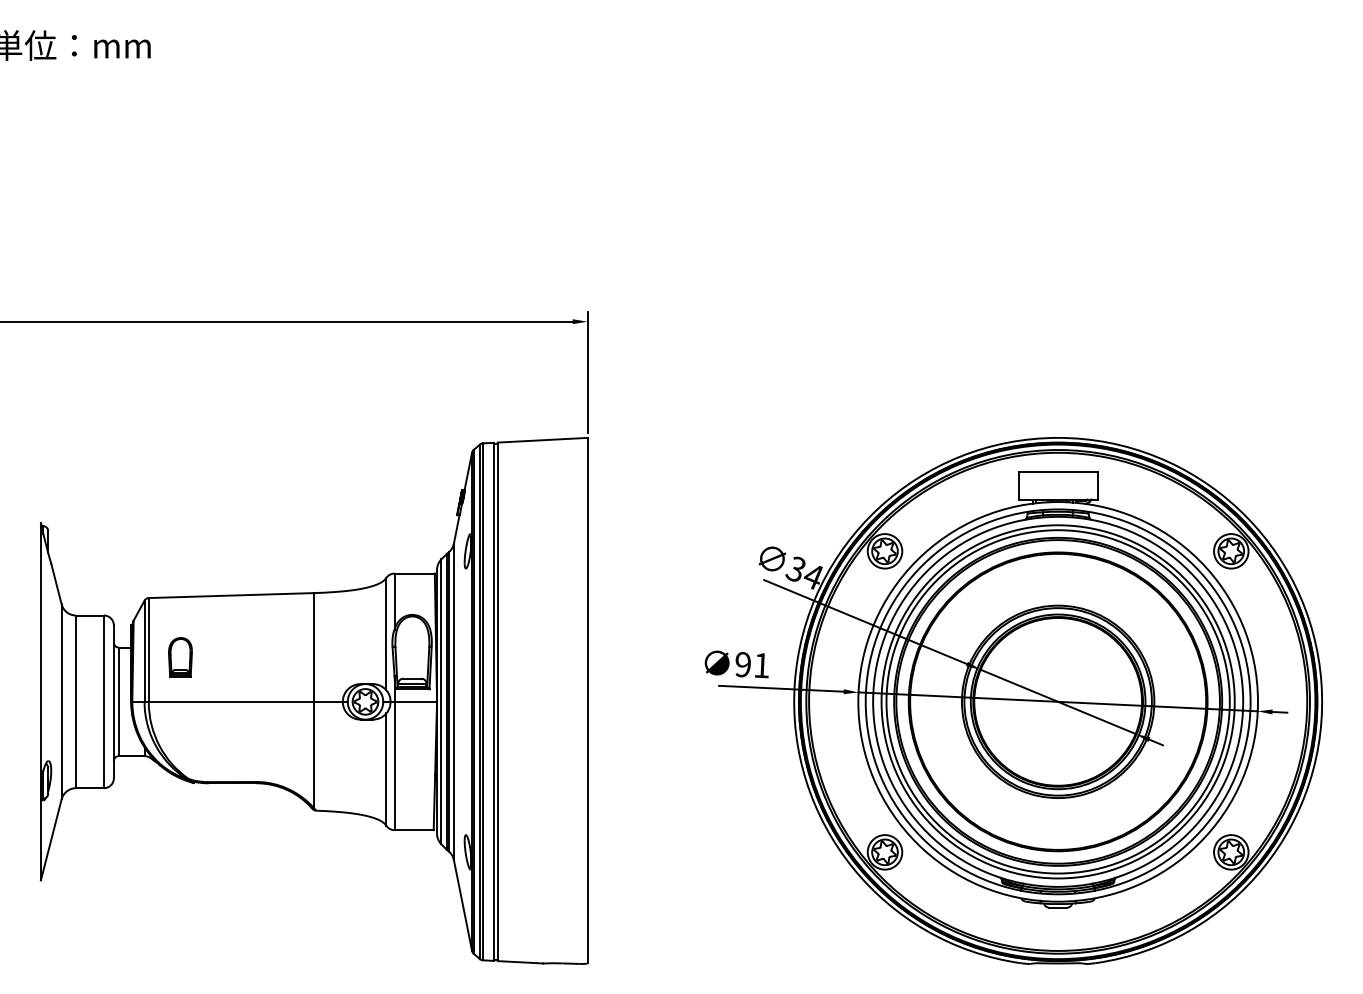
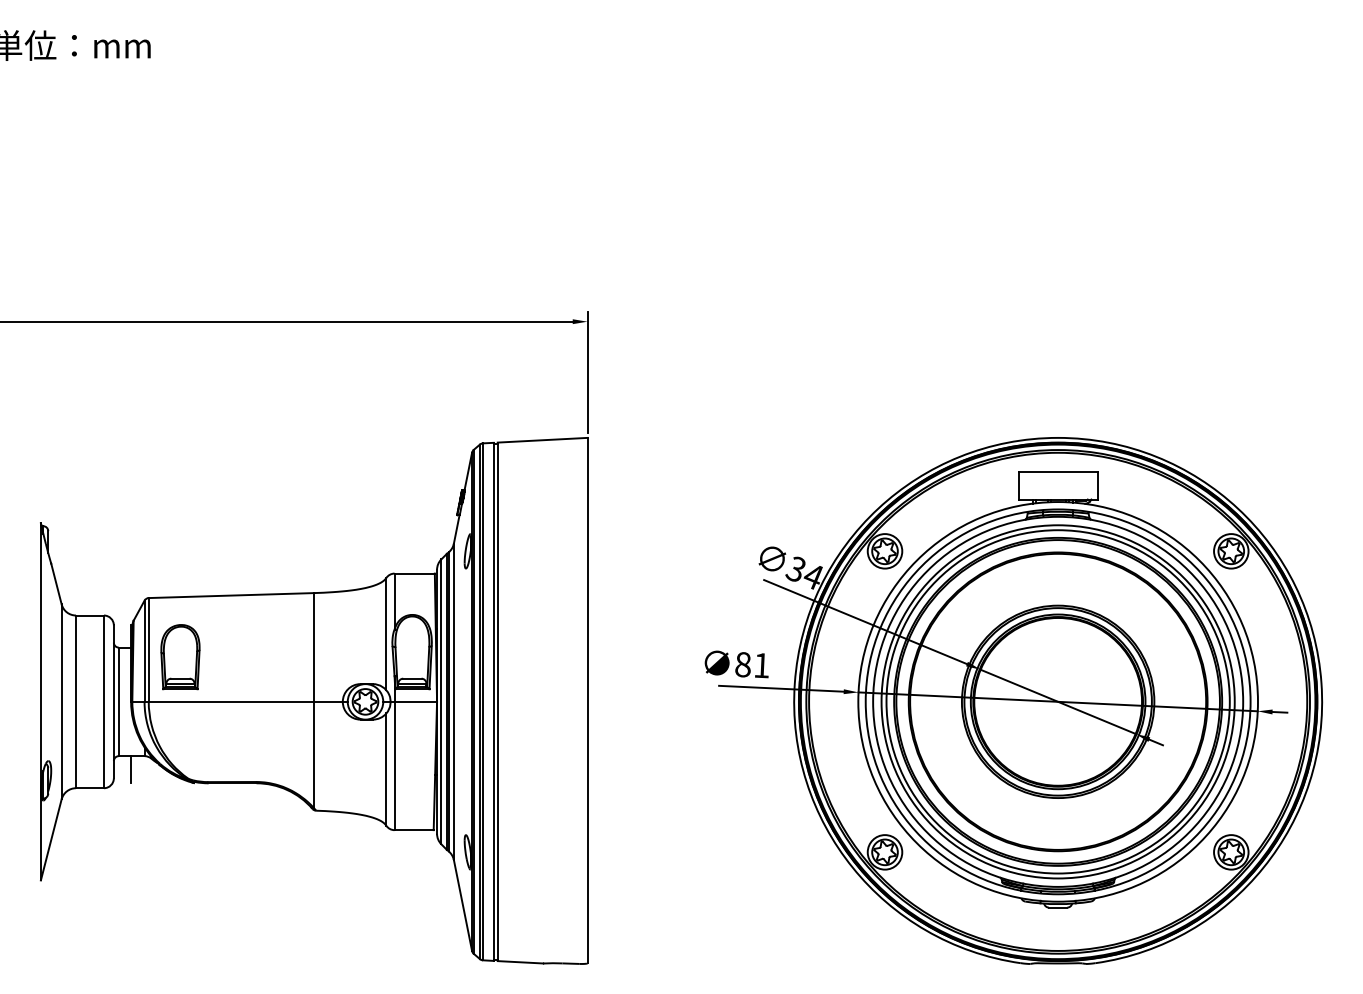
part size: 25x41 px -> 41x67 px (180, 657)
text: 91 -> 81 (742, 664)
line: none -> present (131, 769)
